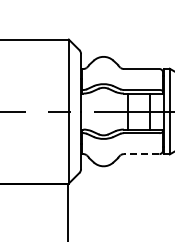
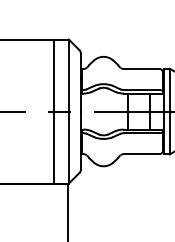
line: none -> present (53, 111)
line: dashed -> solid (141, 154)
